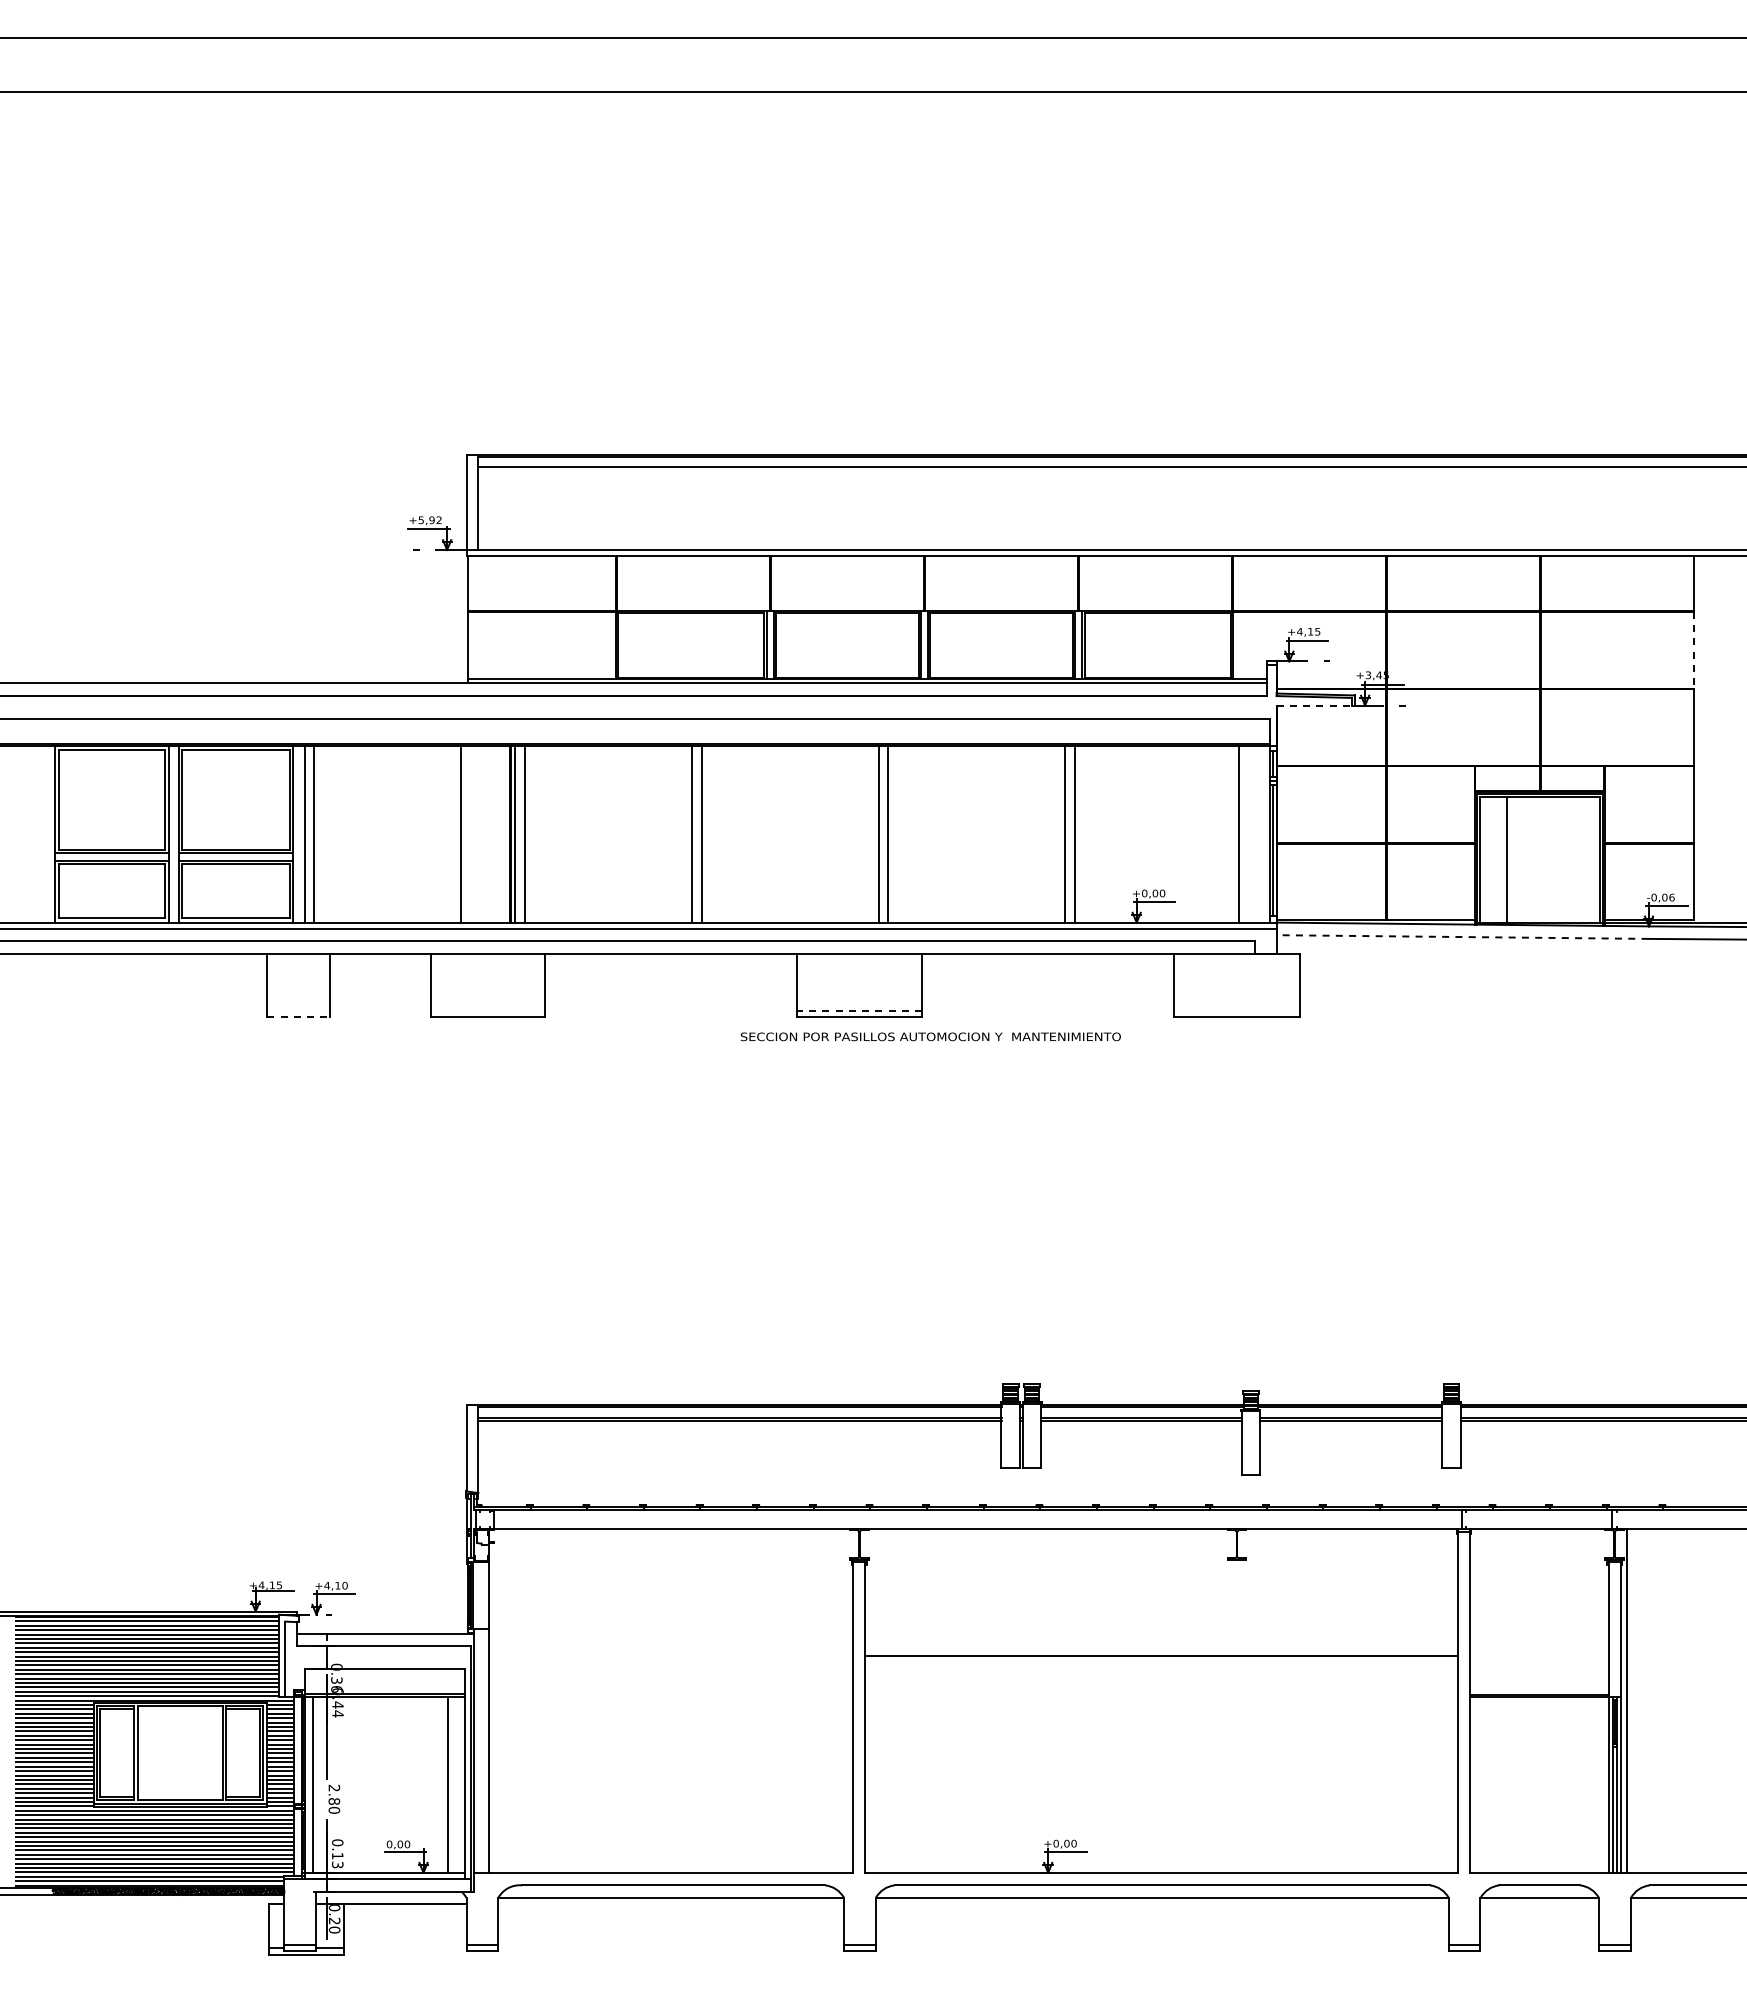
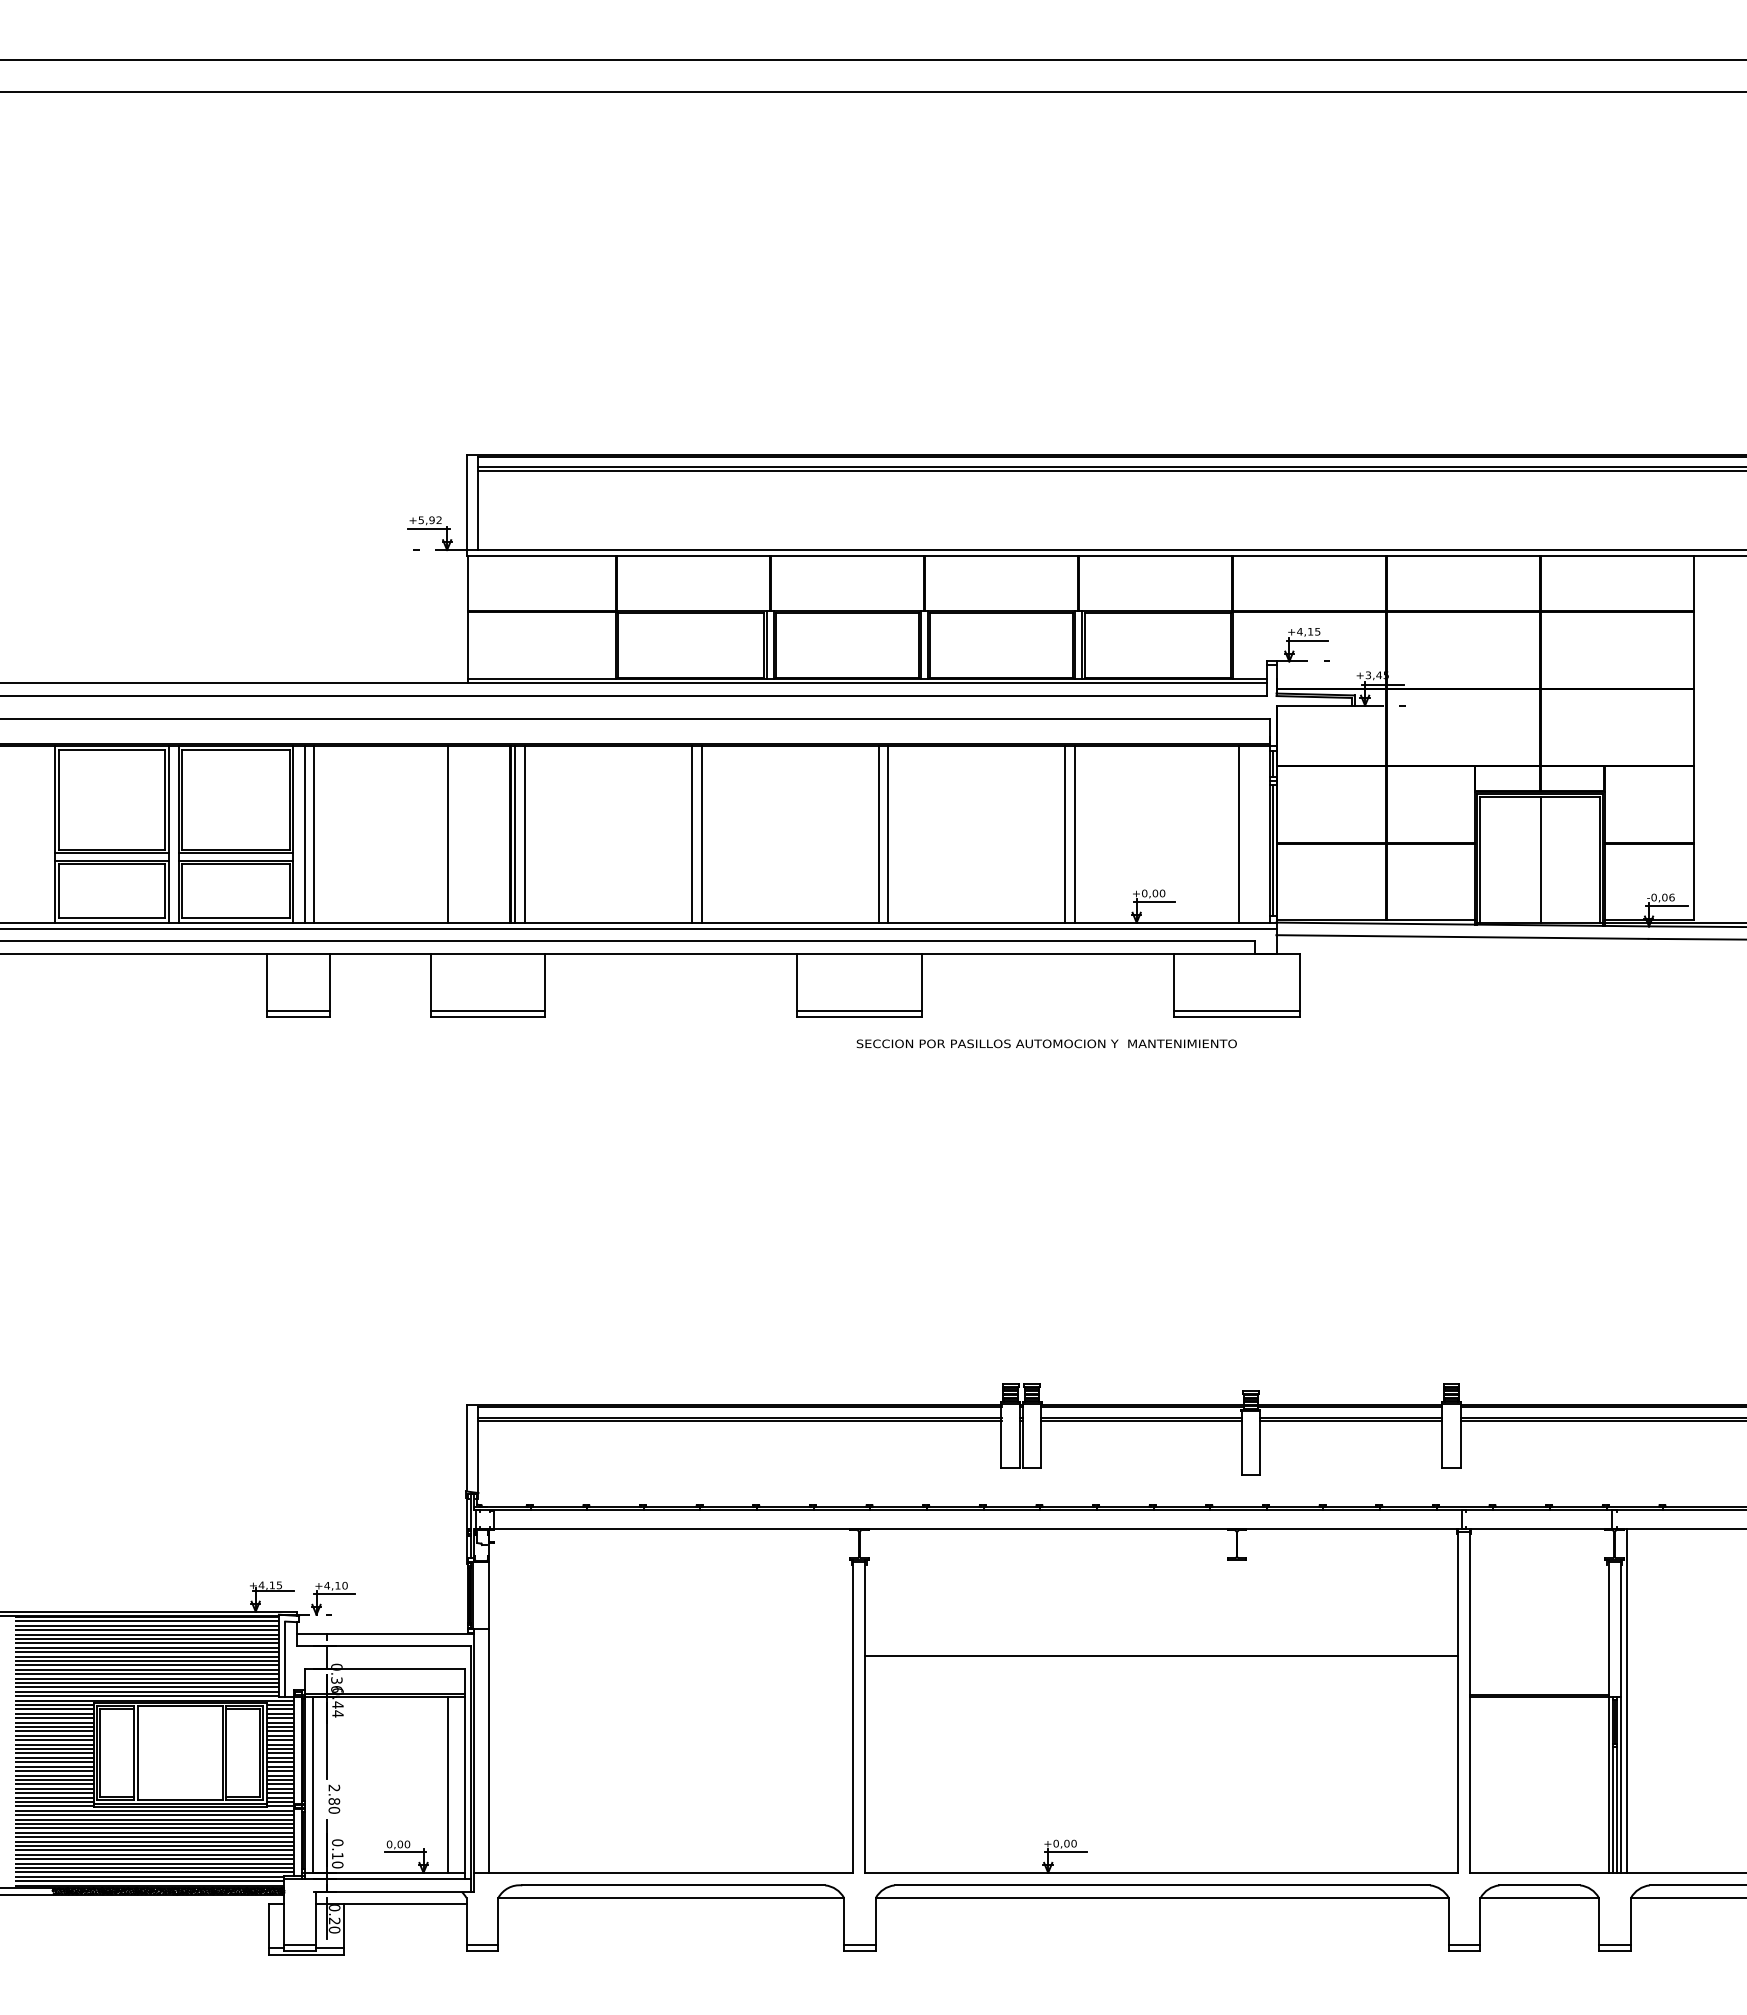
line position: (872, 38) -> (872, 60) (872, 60)
line: none -> present (1110, 470)
line: dashed -> solid (1694, 650)
line: dashed -> solid (1314, 705)
line position: (461, 834) -> (448, 834) (448, 834)
line position: (1506, 859) -> (1540, 859) (1540, 859)
line: dashed -> solid (1461, 937)
line: none -> present (298, 1010)
line: none -> present (487, 1010)
line: dashed -> solid (859, 1010)
line: none -> present (1236, 1010)
line: dashed -> solid (299, 1017)
text position: (930, 1036) -> (1046, 1043) (1046, 1043)
text: 0.13 -> 0.10 (337, 1864)
